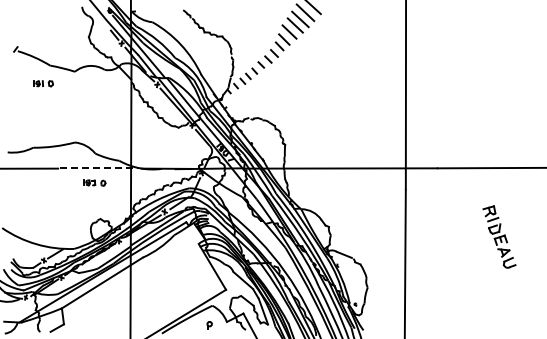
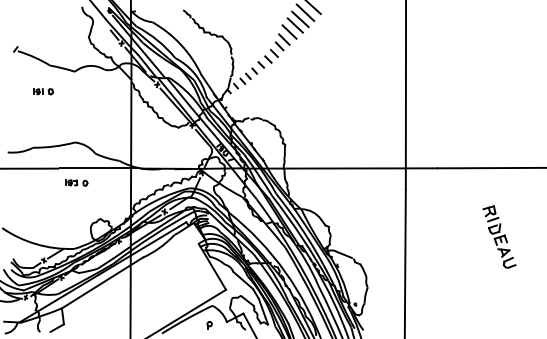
part position: (43, 83) -> (43, 91) (43, 91)
line: dashed -> solid (99, 168)
part position: (94, 182) -> (76, 182) (76, 182)
